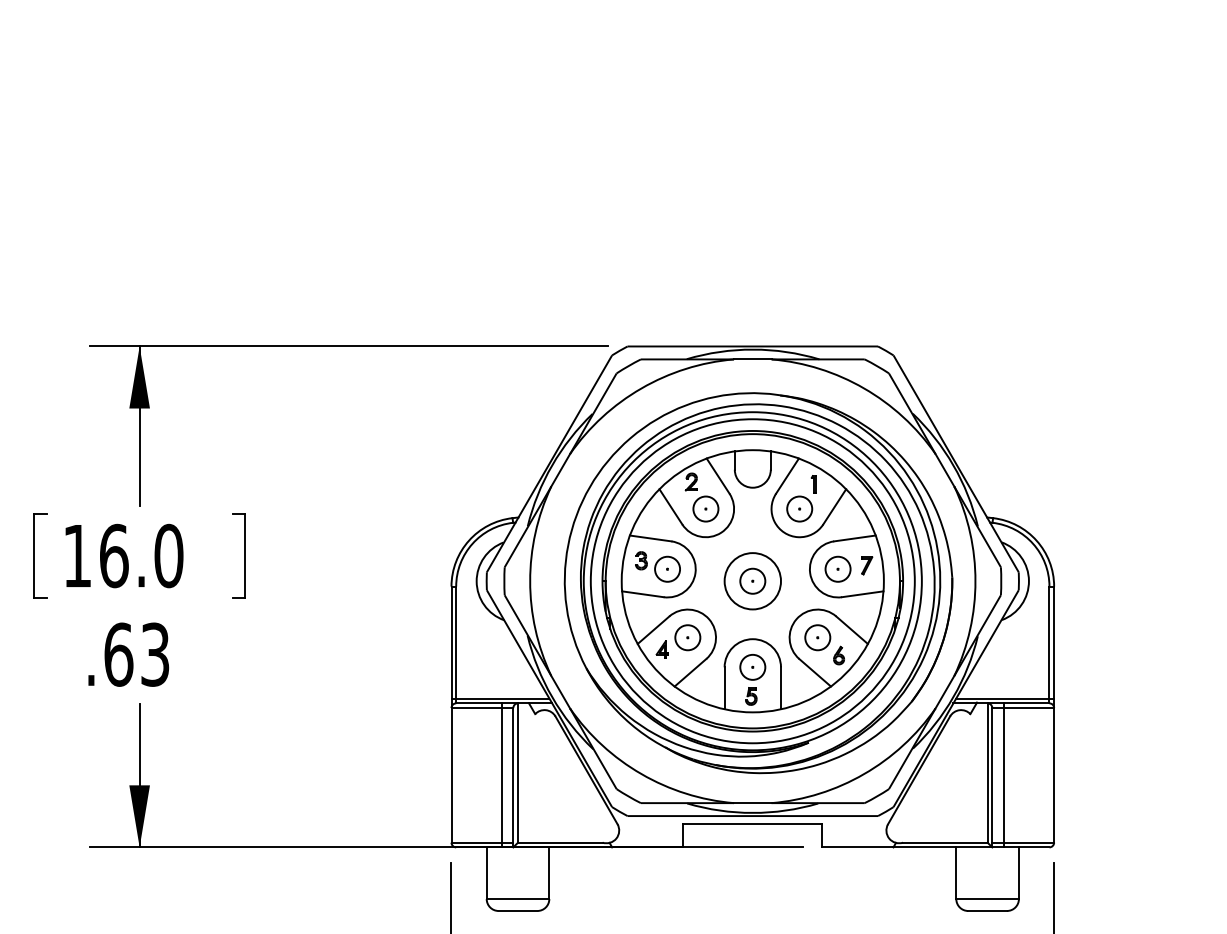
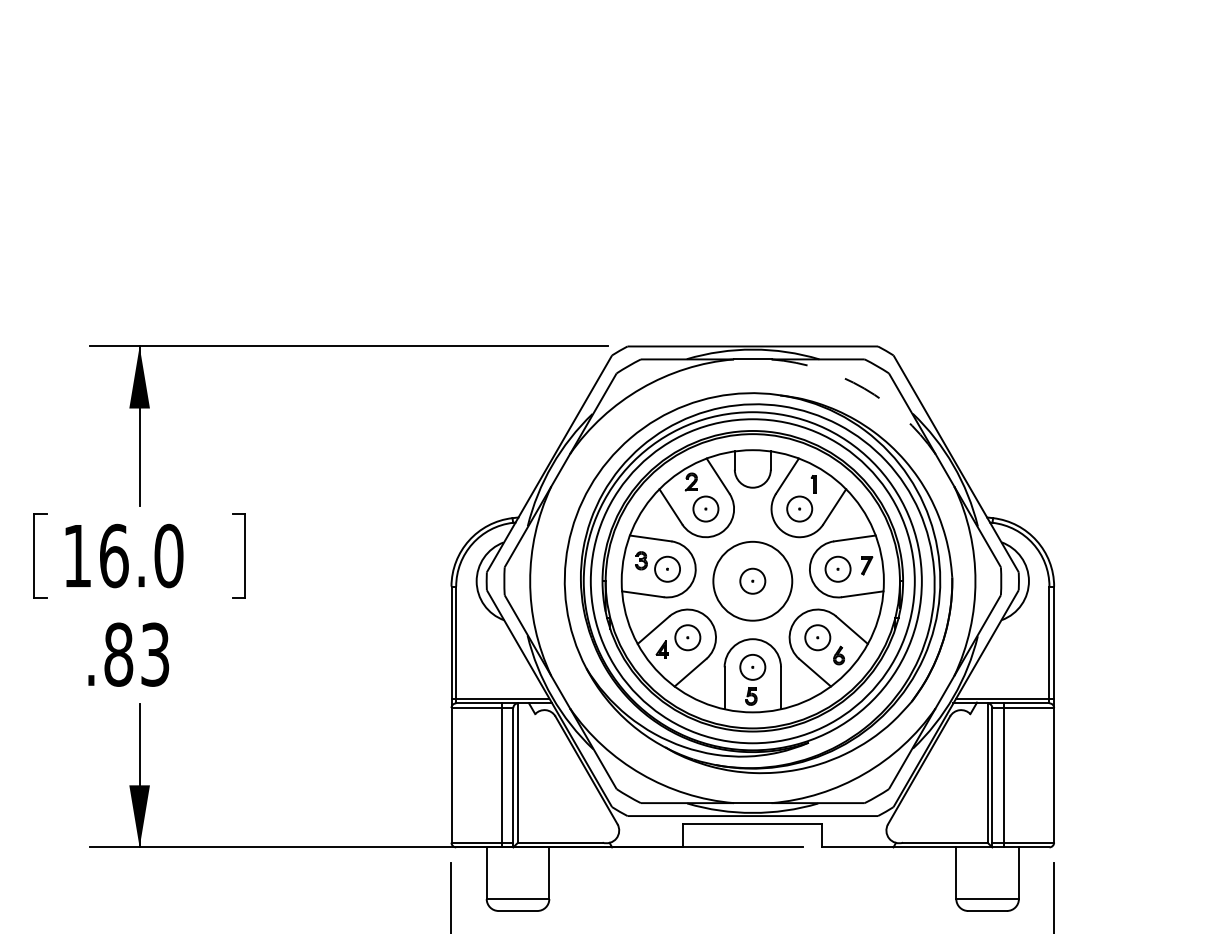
arc: solid -> dashed (864, 388)
circle diameter: 56 px -> 79 px (752, 580)
text: .63 -> .83 (118, 654)
